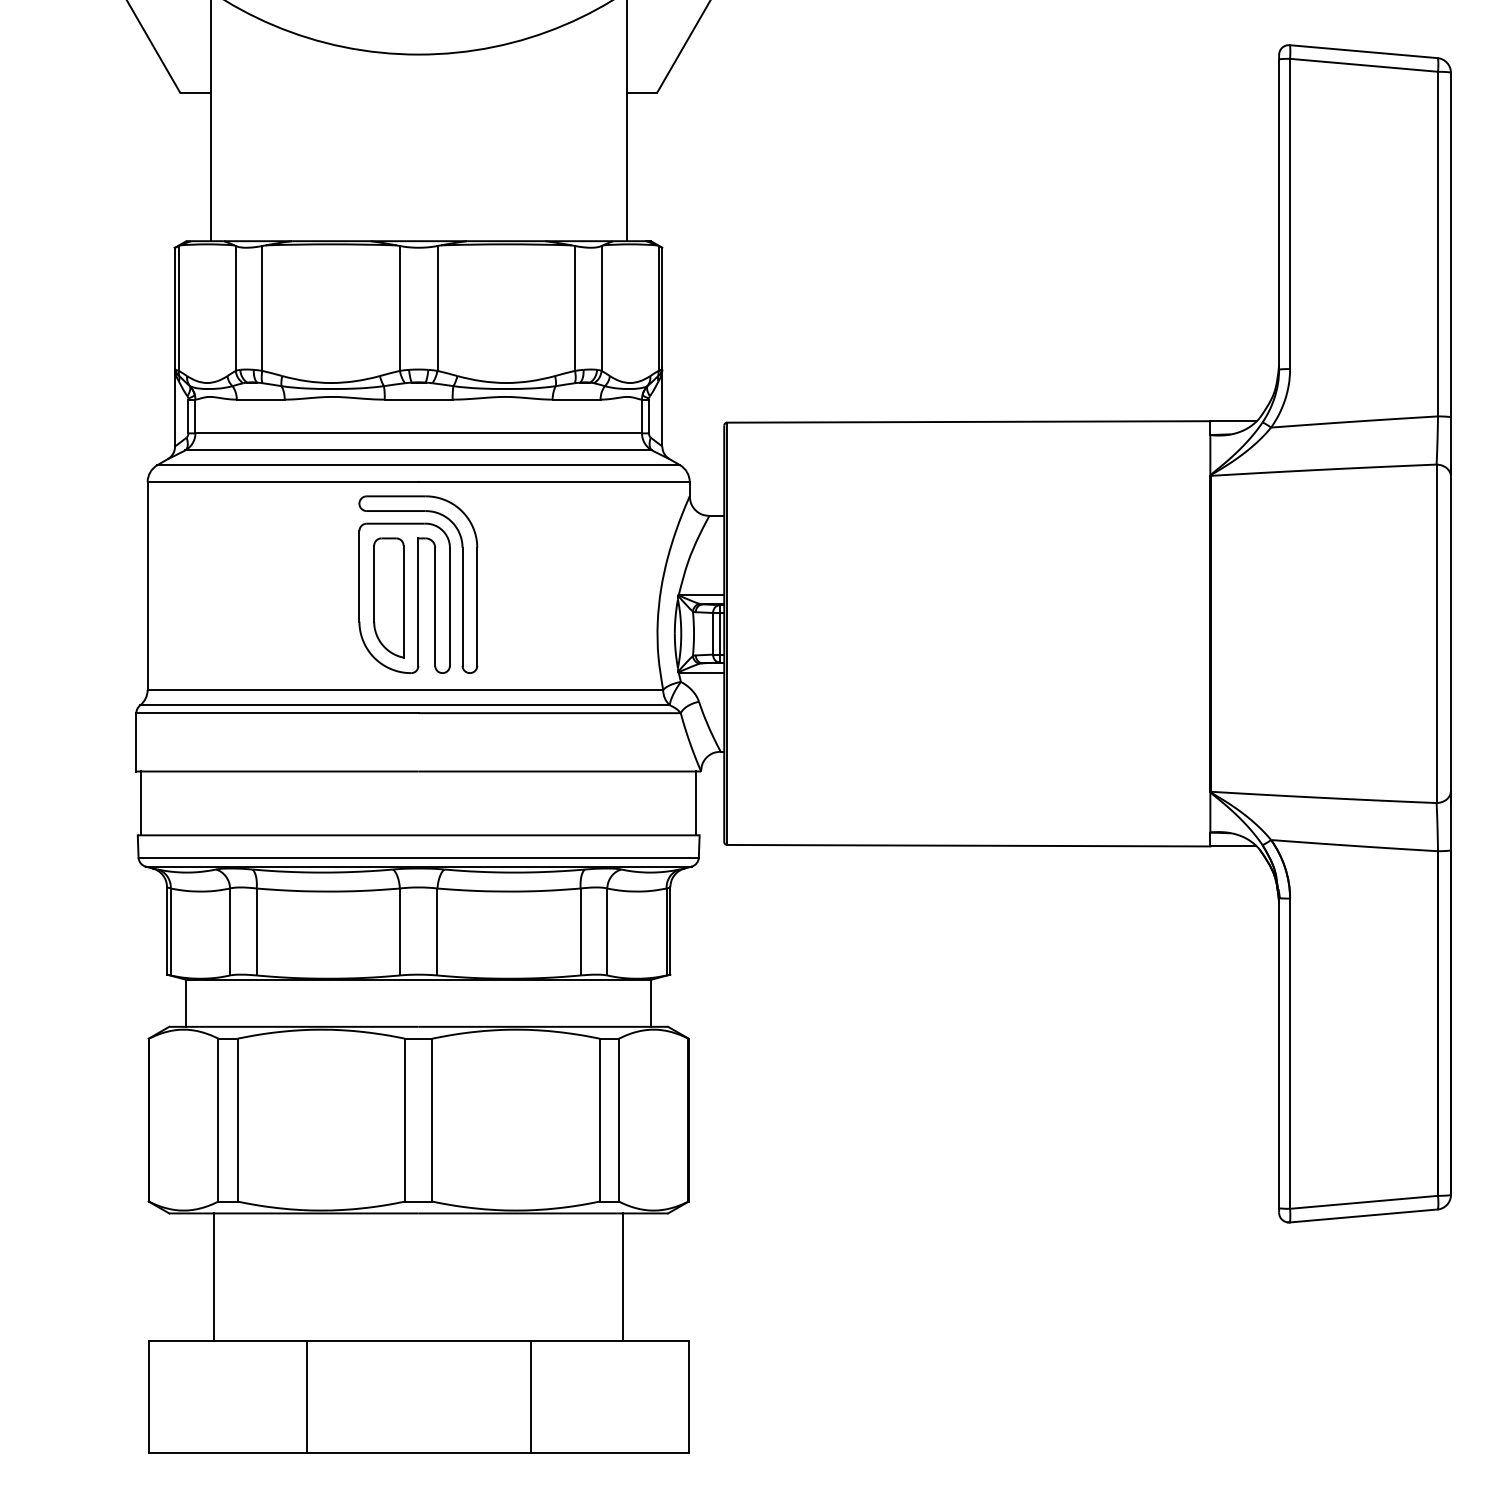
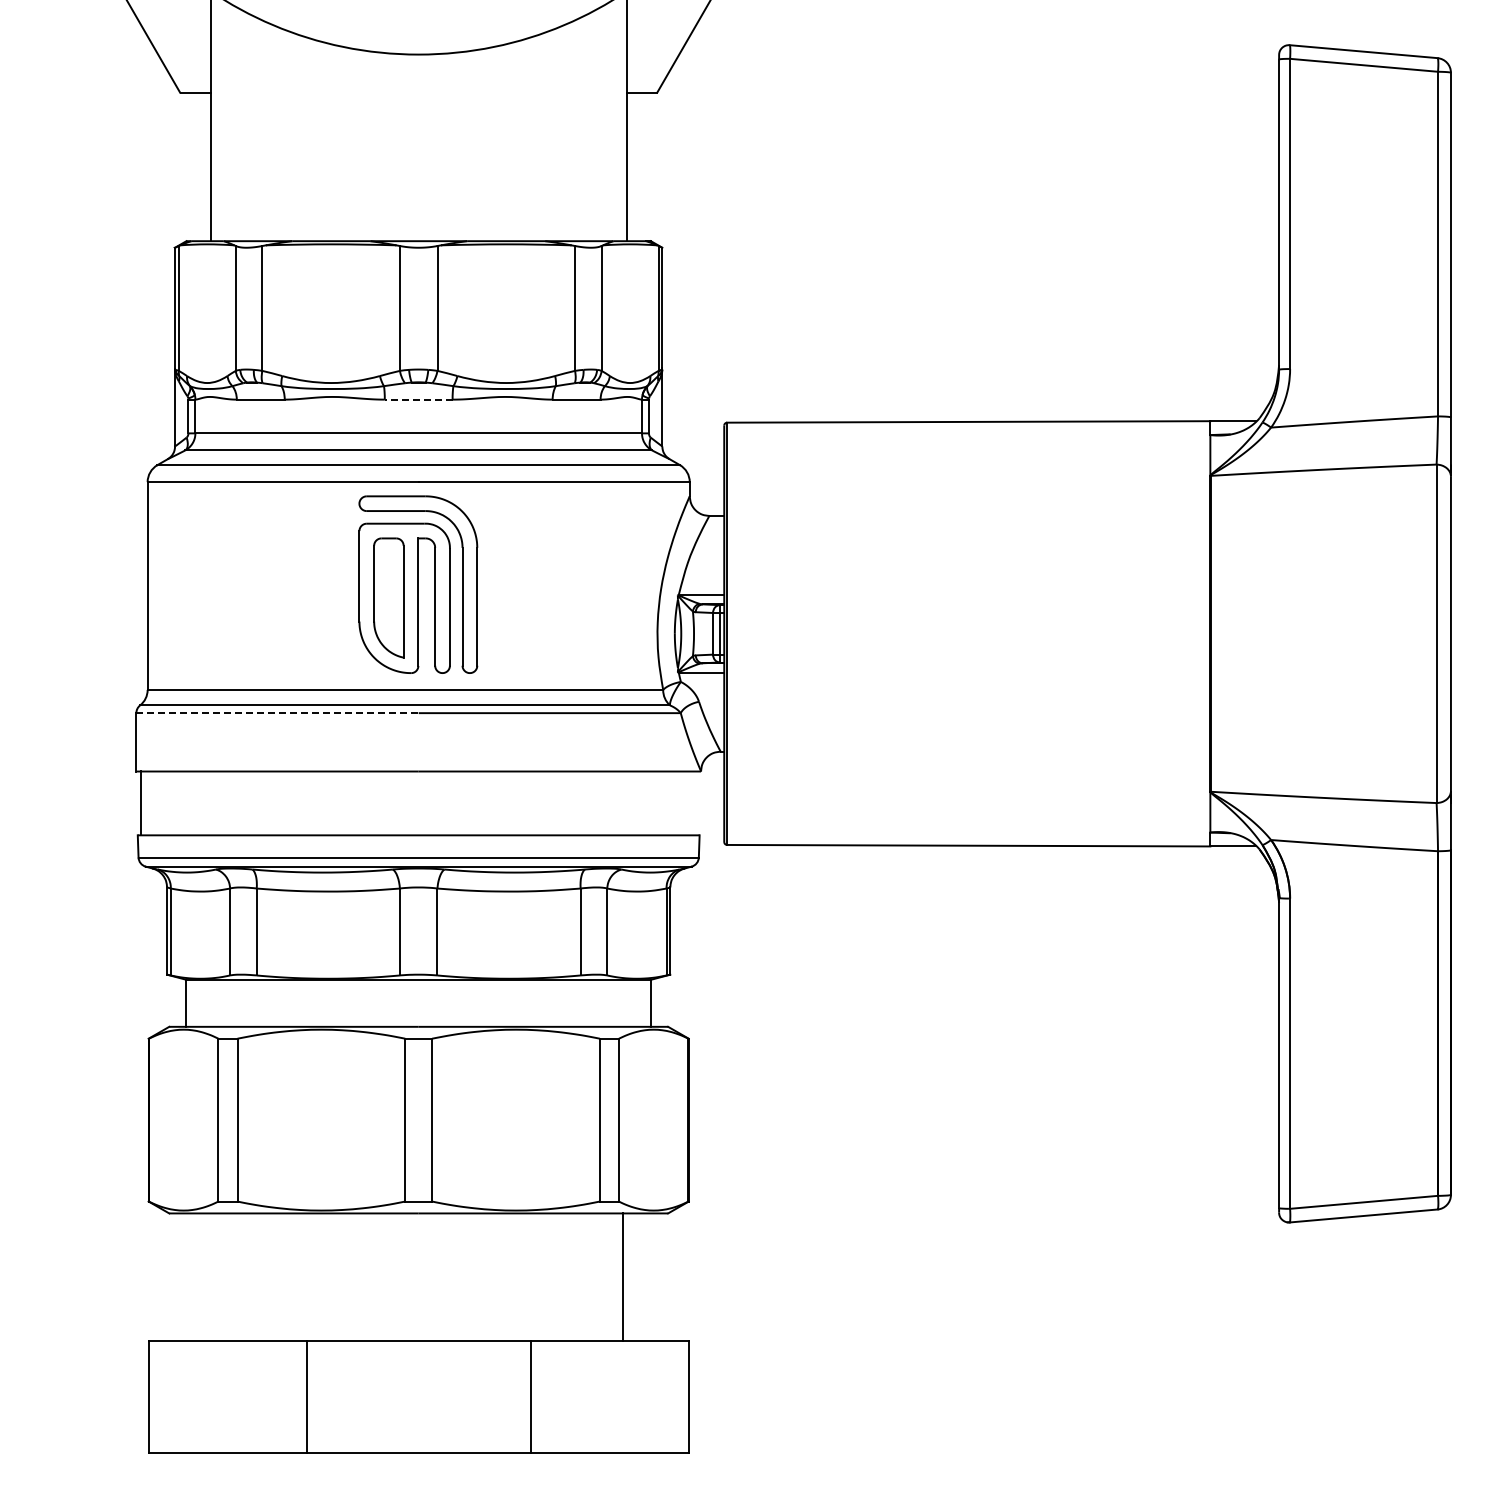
line: solid -> dashed (418, 399)
line: solid -> dashed (278, 713)
line: present -> none (696, 803)
line: present -> none (214, 1277)
